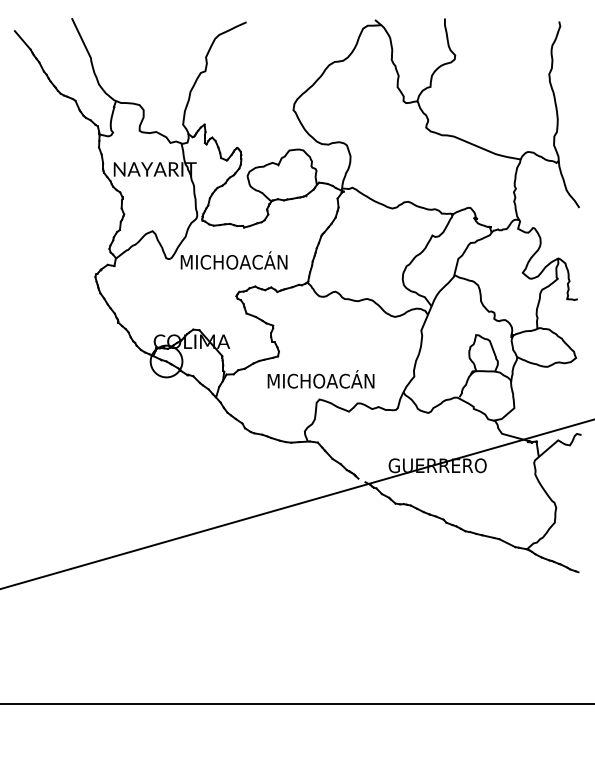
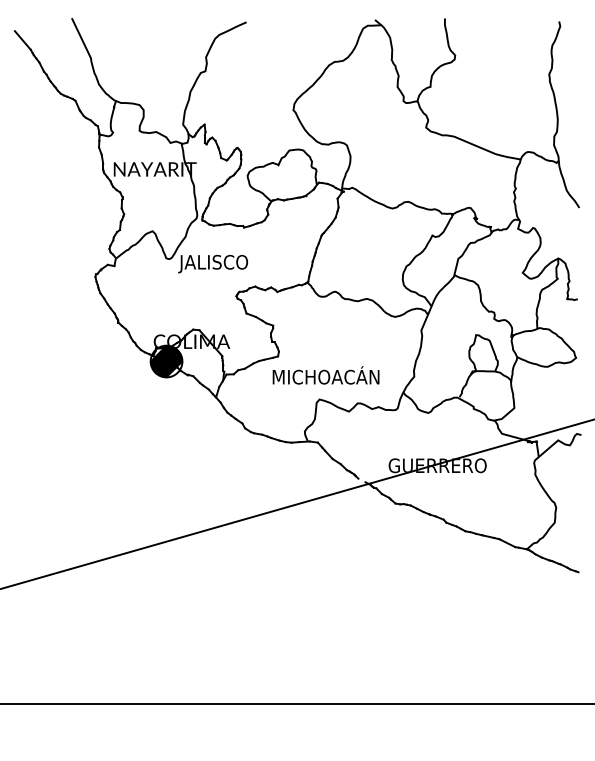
text: MICHOACÁN -> JALISCO (232, 262)
hatch: none -> present (166, 361)
text position: (320, 379) -> (325, 375) (325, 375)
